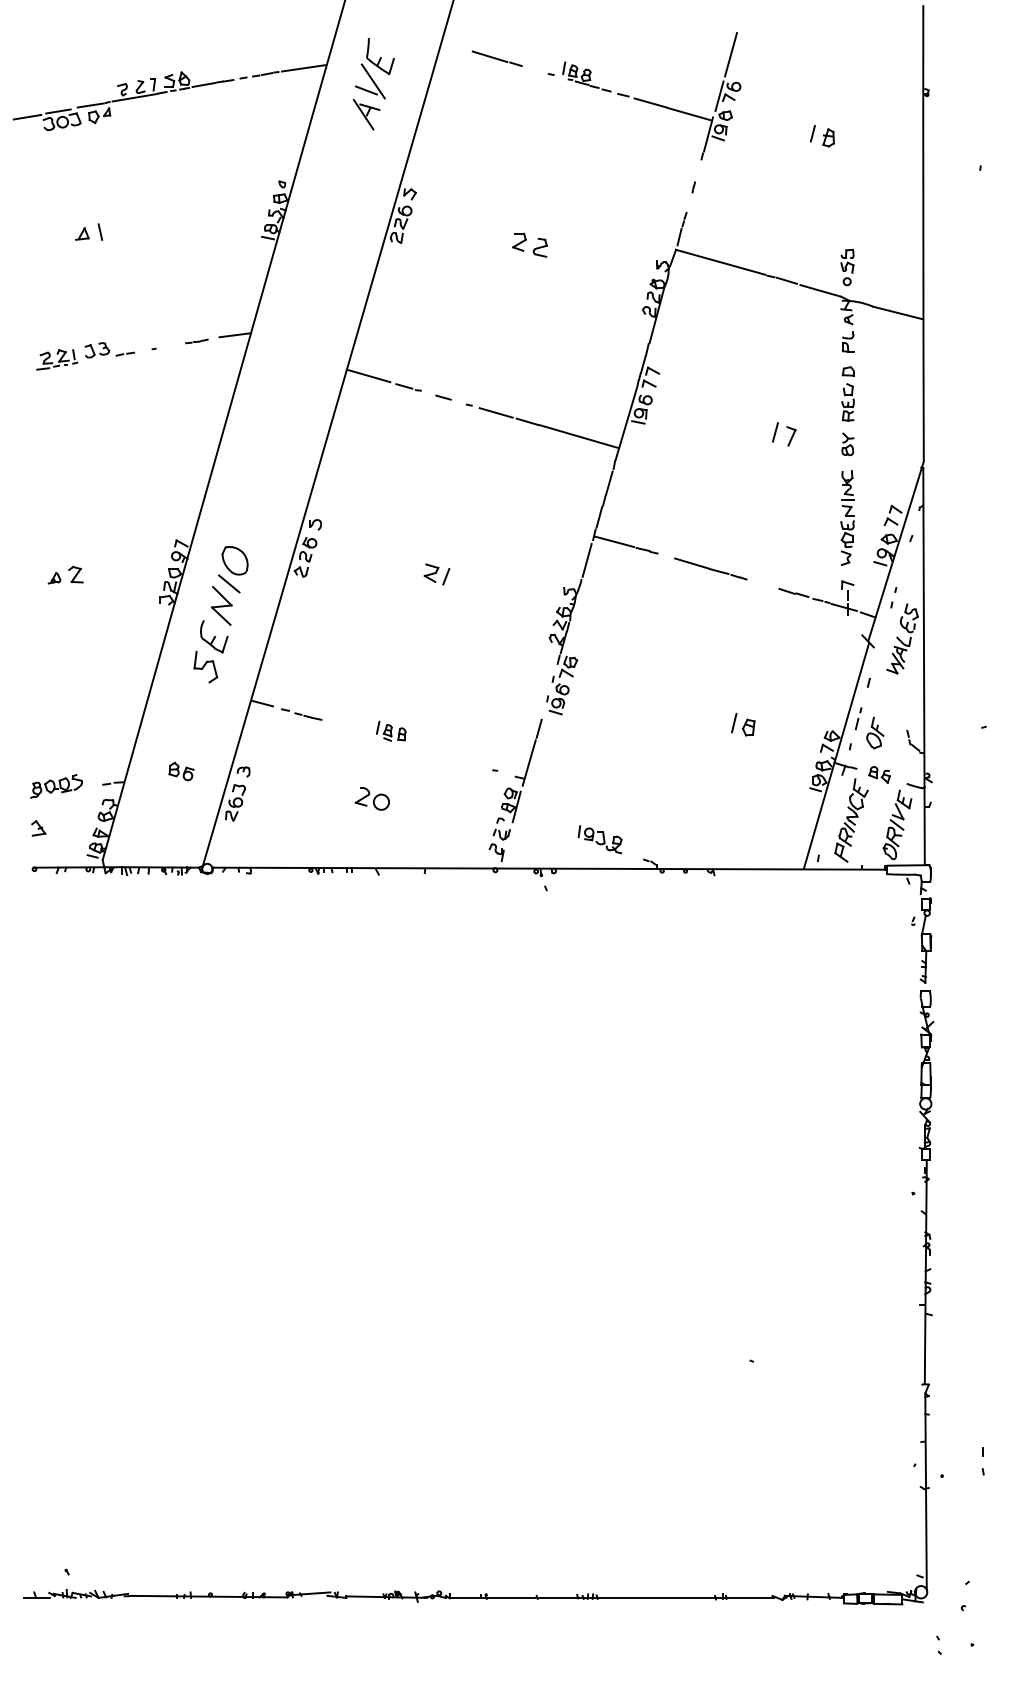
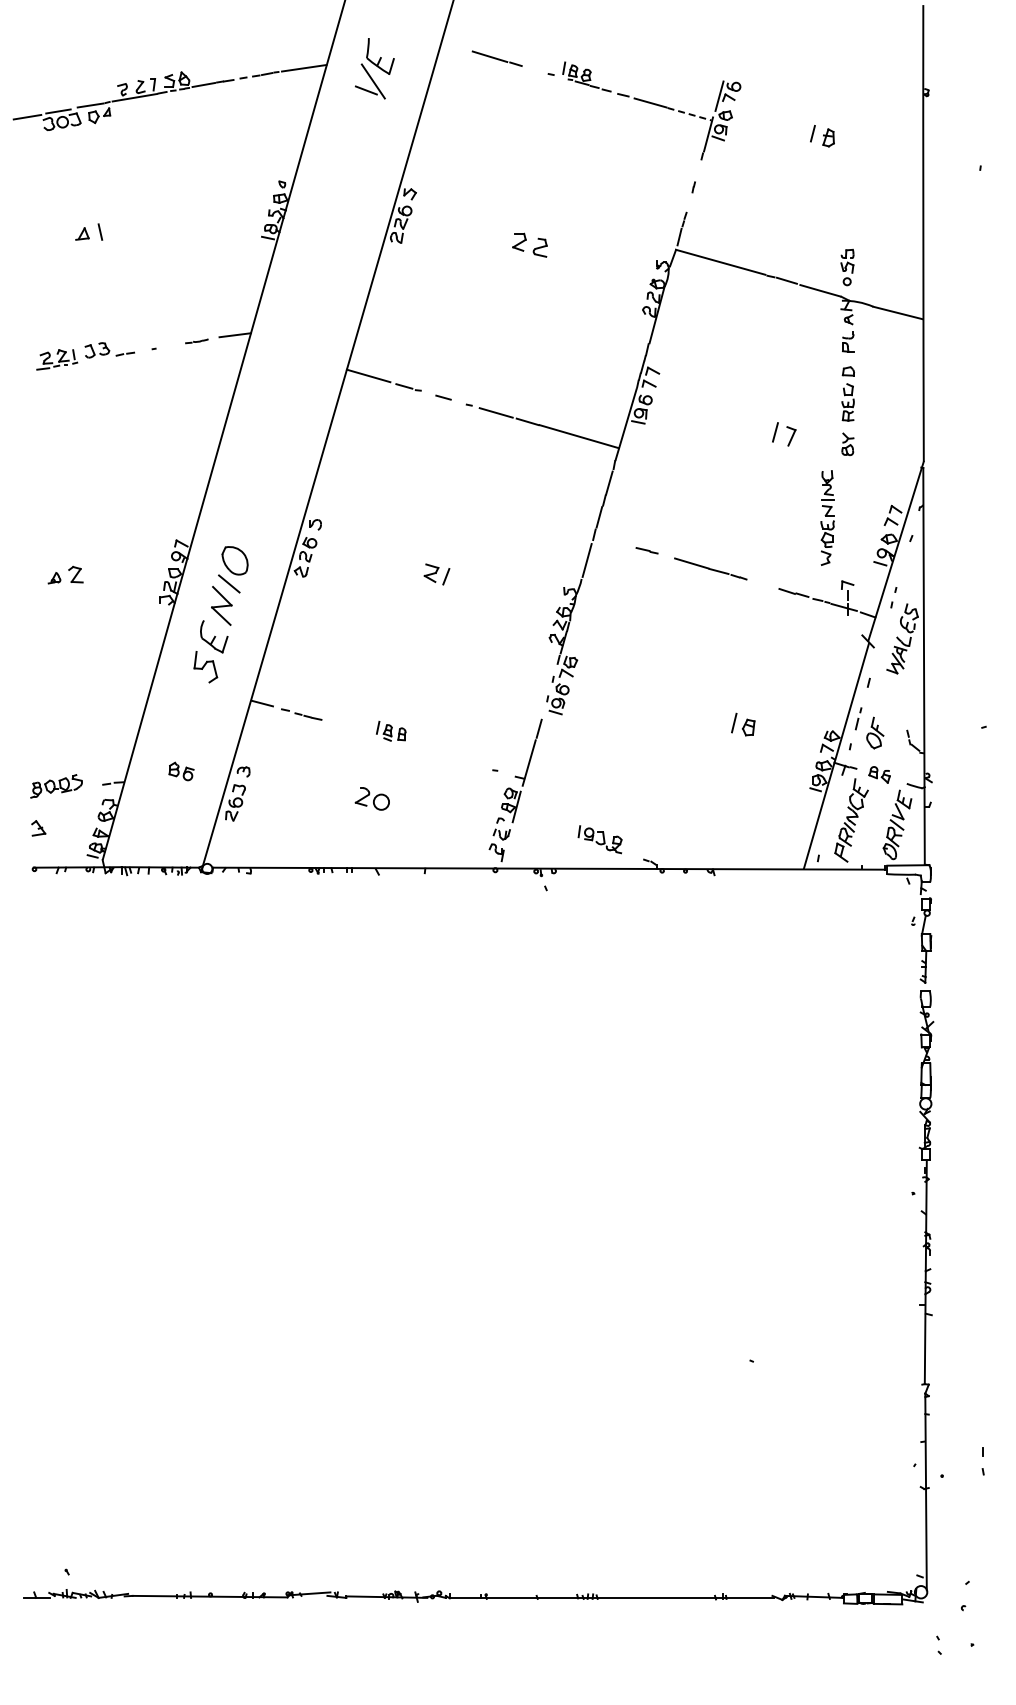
line: present -> none (731, 54)
part: present -> none (366, 114)
line: solid -> dashed (689, 114)
part position: (847, 517) -> (827, 517) (827, 517)
line: present -> none (614, 541)
